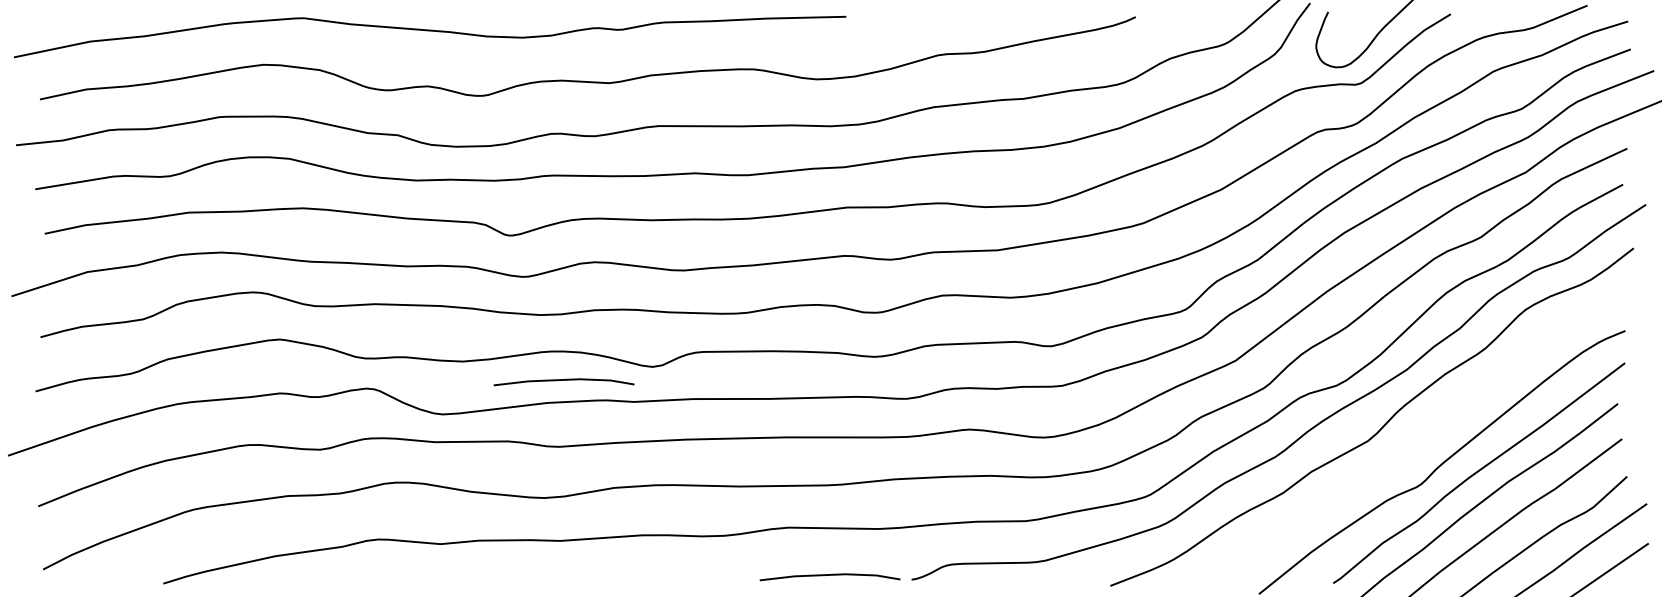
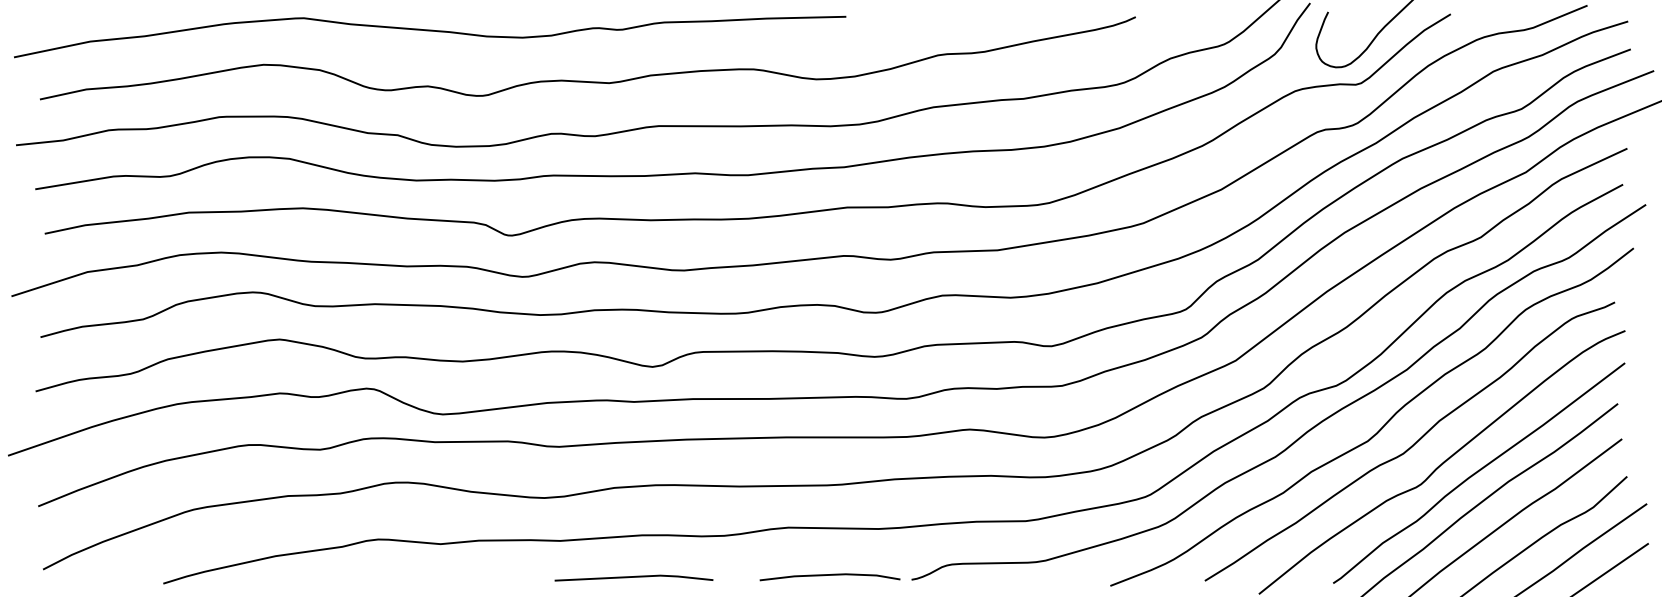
line: present -> none (563, 380)
curve: none -> present (1412, 444)
line: none -> present (633, 577)
